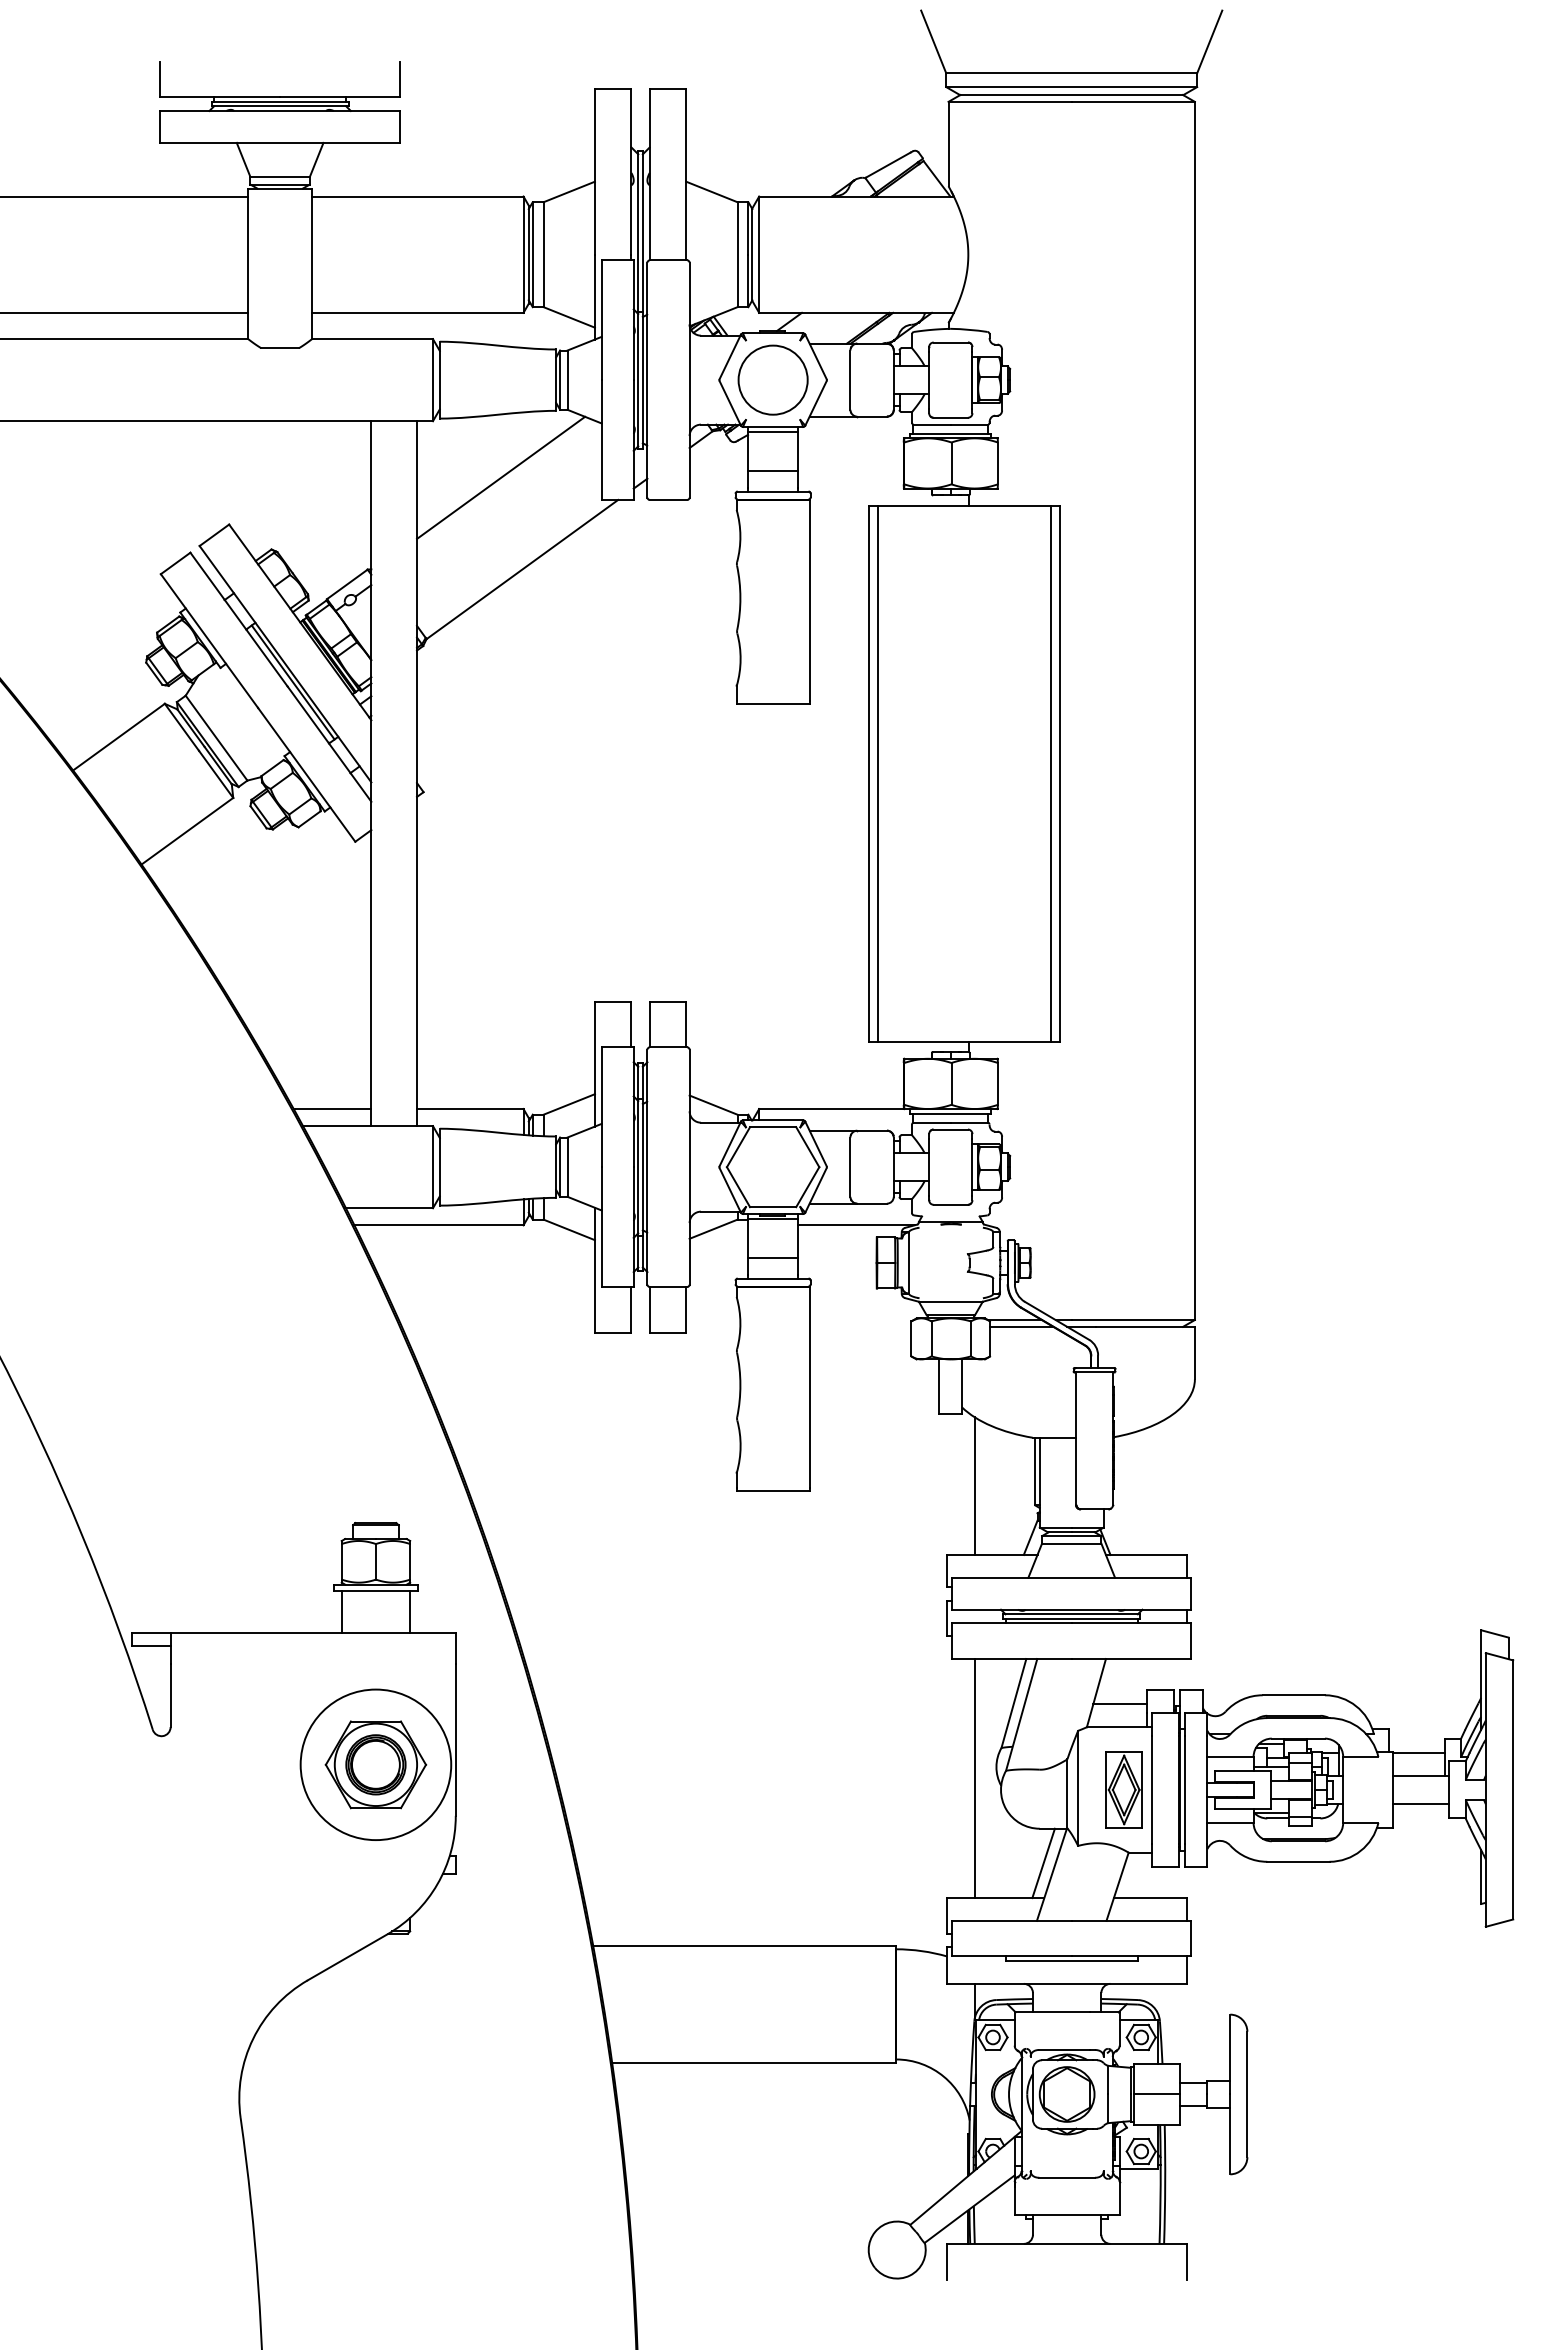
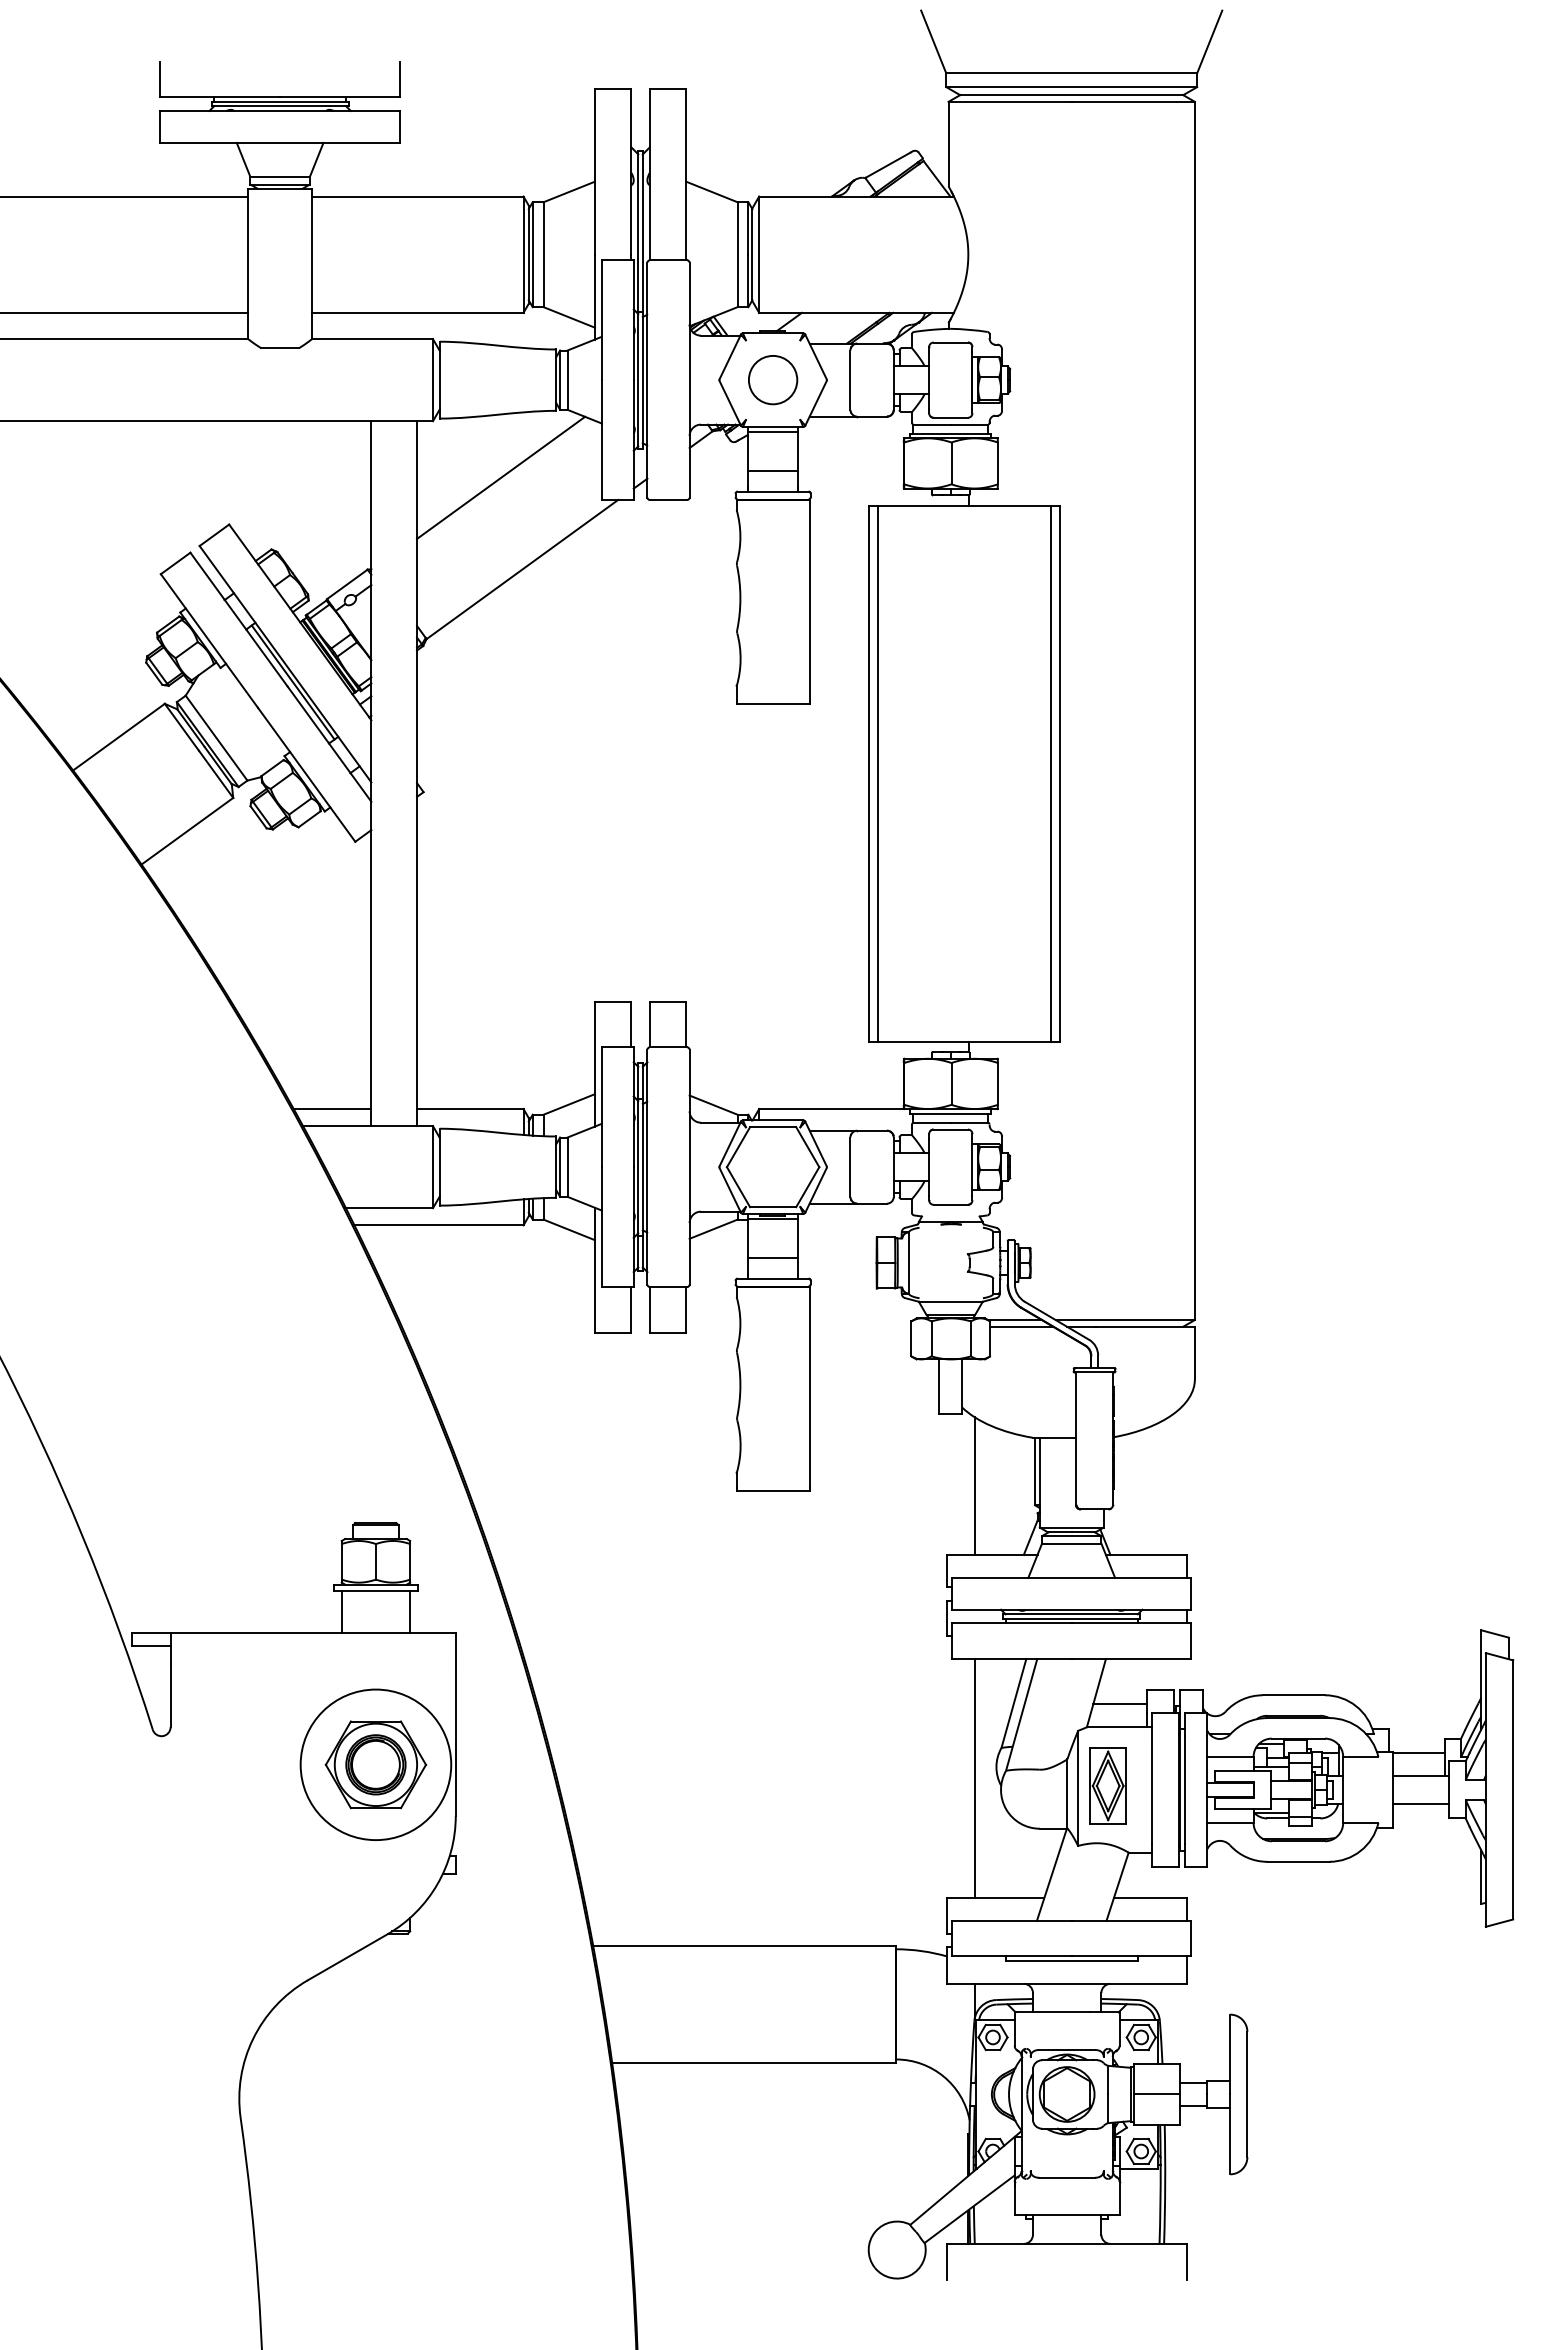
circle size: 72x72 px -> 51x51 px (773, 380)
line: present -> none (856, 1225)
part position: (1123, 1789) -> (1107, 1785) (1107, 1785)
line: present -> none (1043, 1863)
